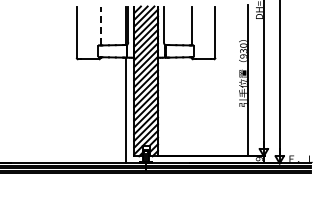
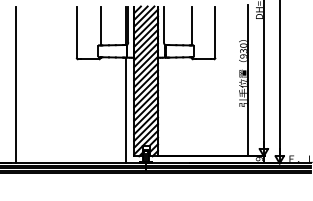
line: dashed -> solid (100, 25)
line: none -> present (15, 84)
